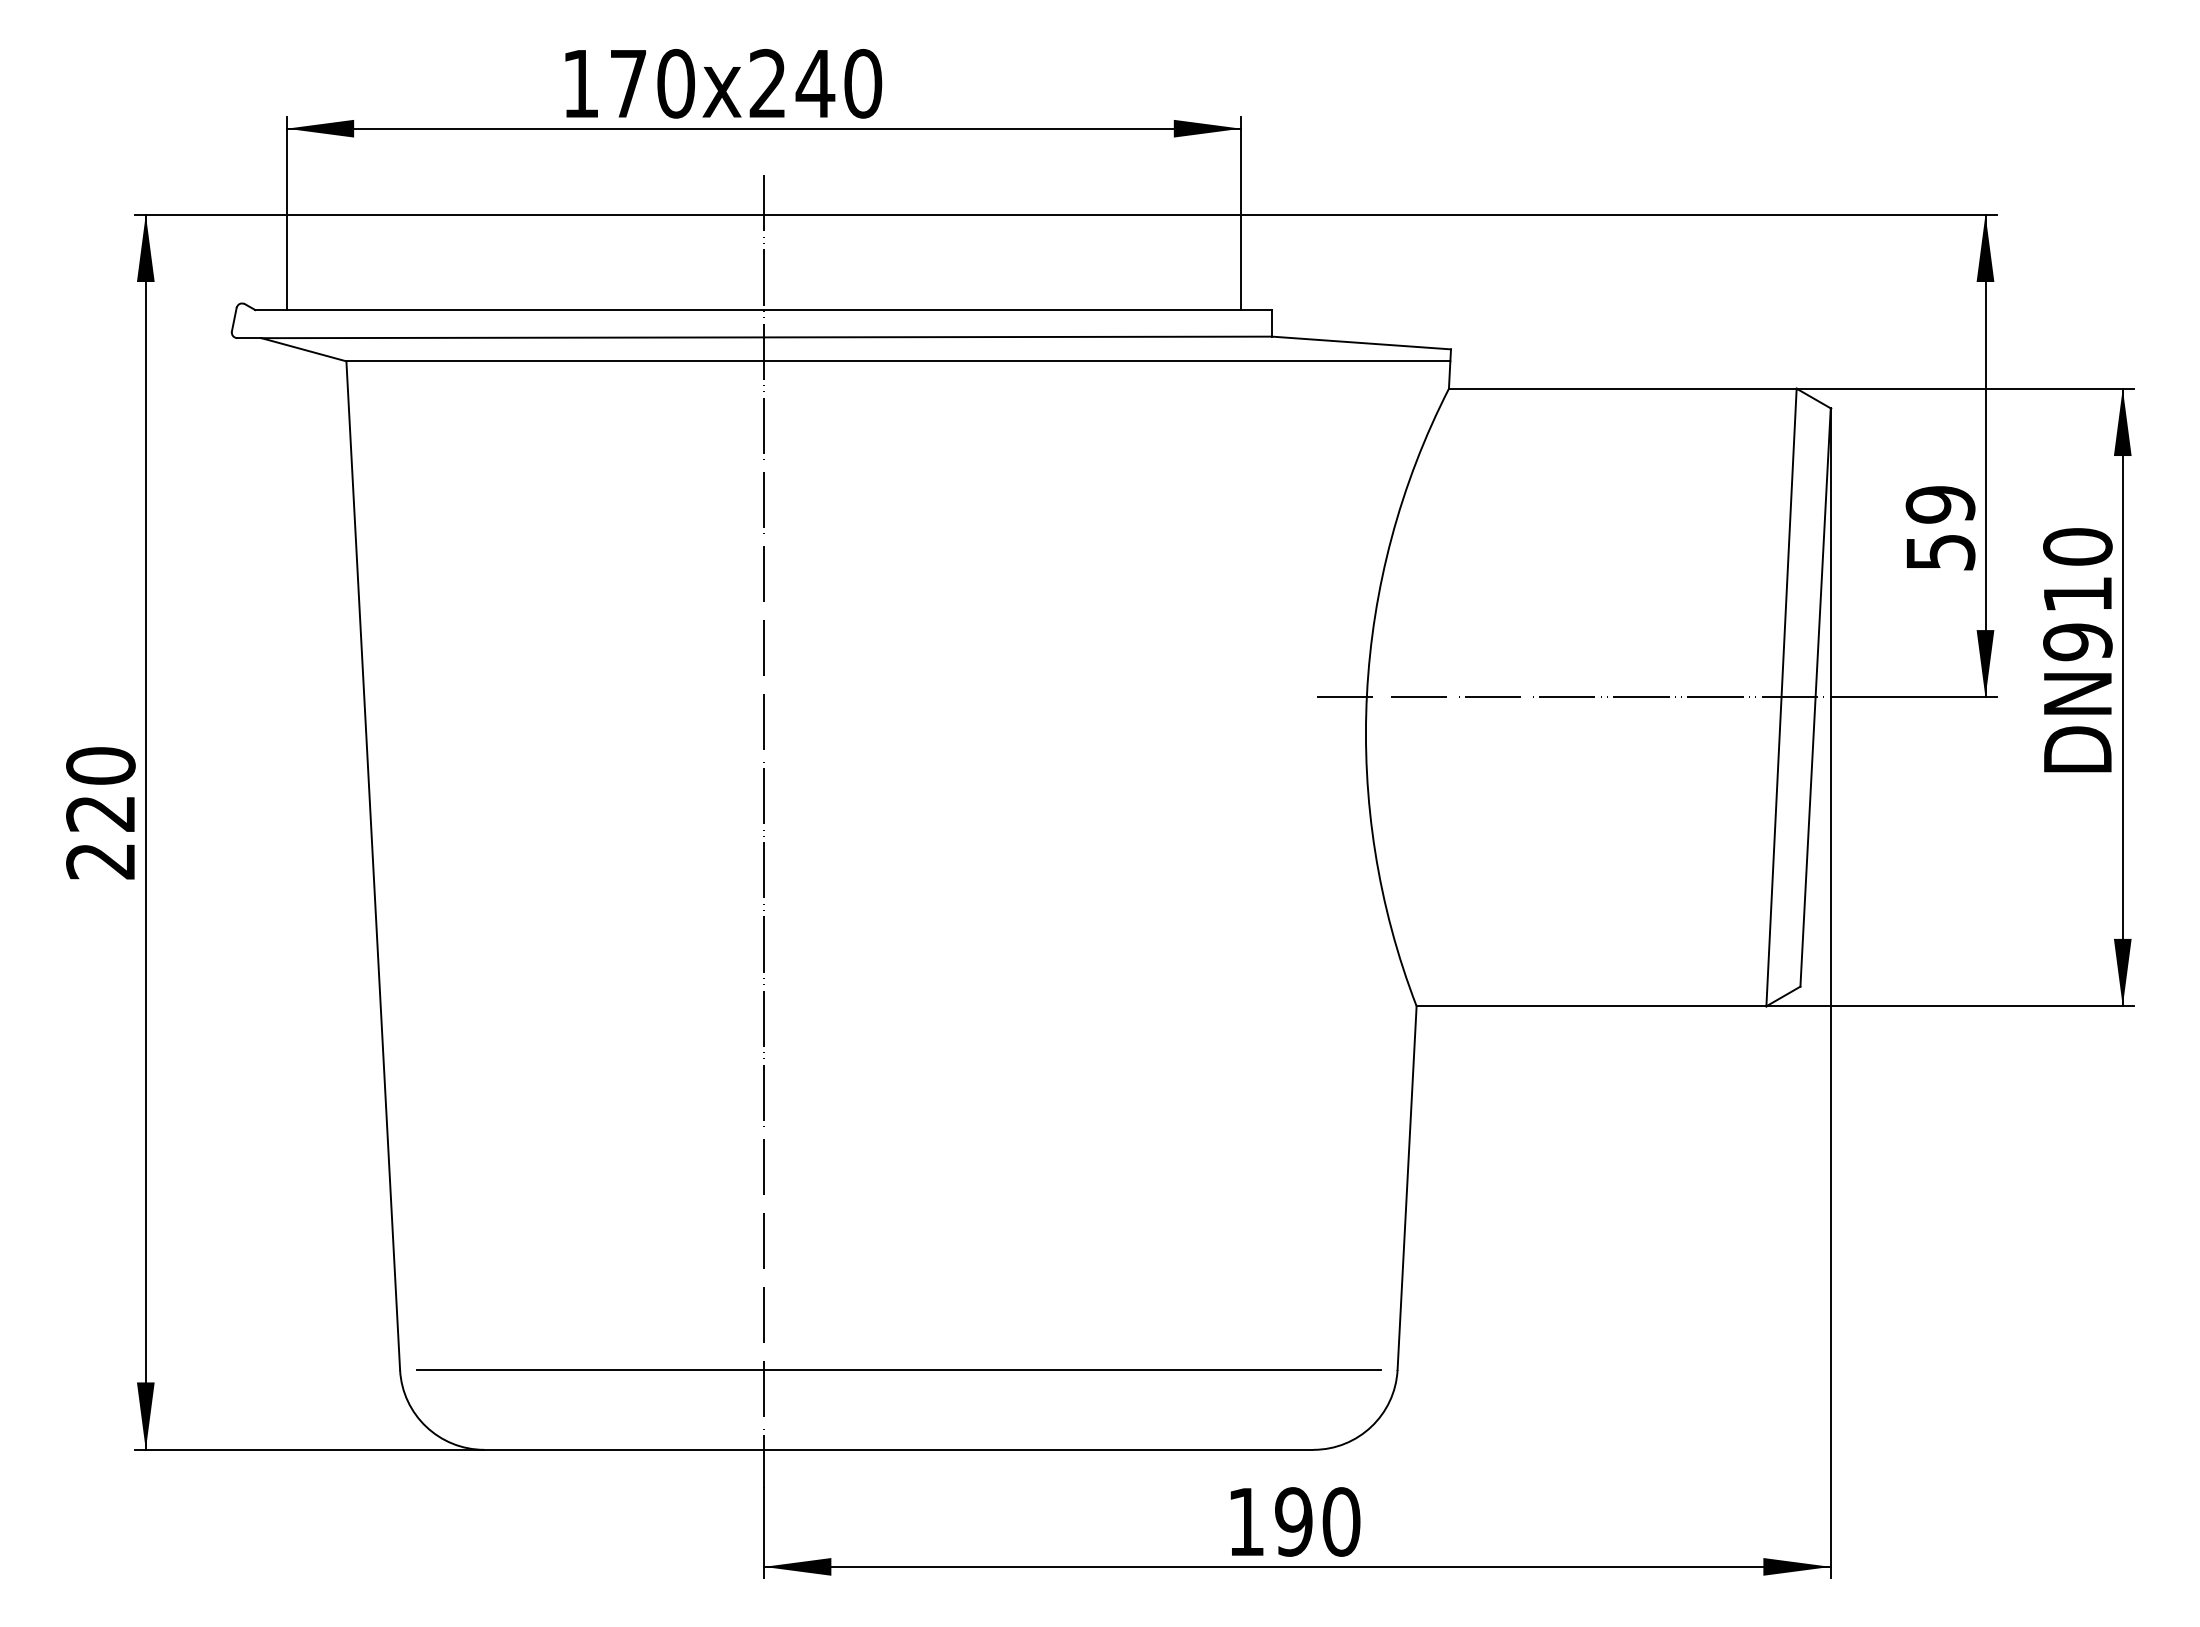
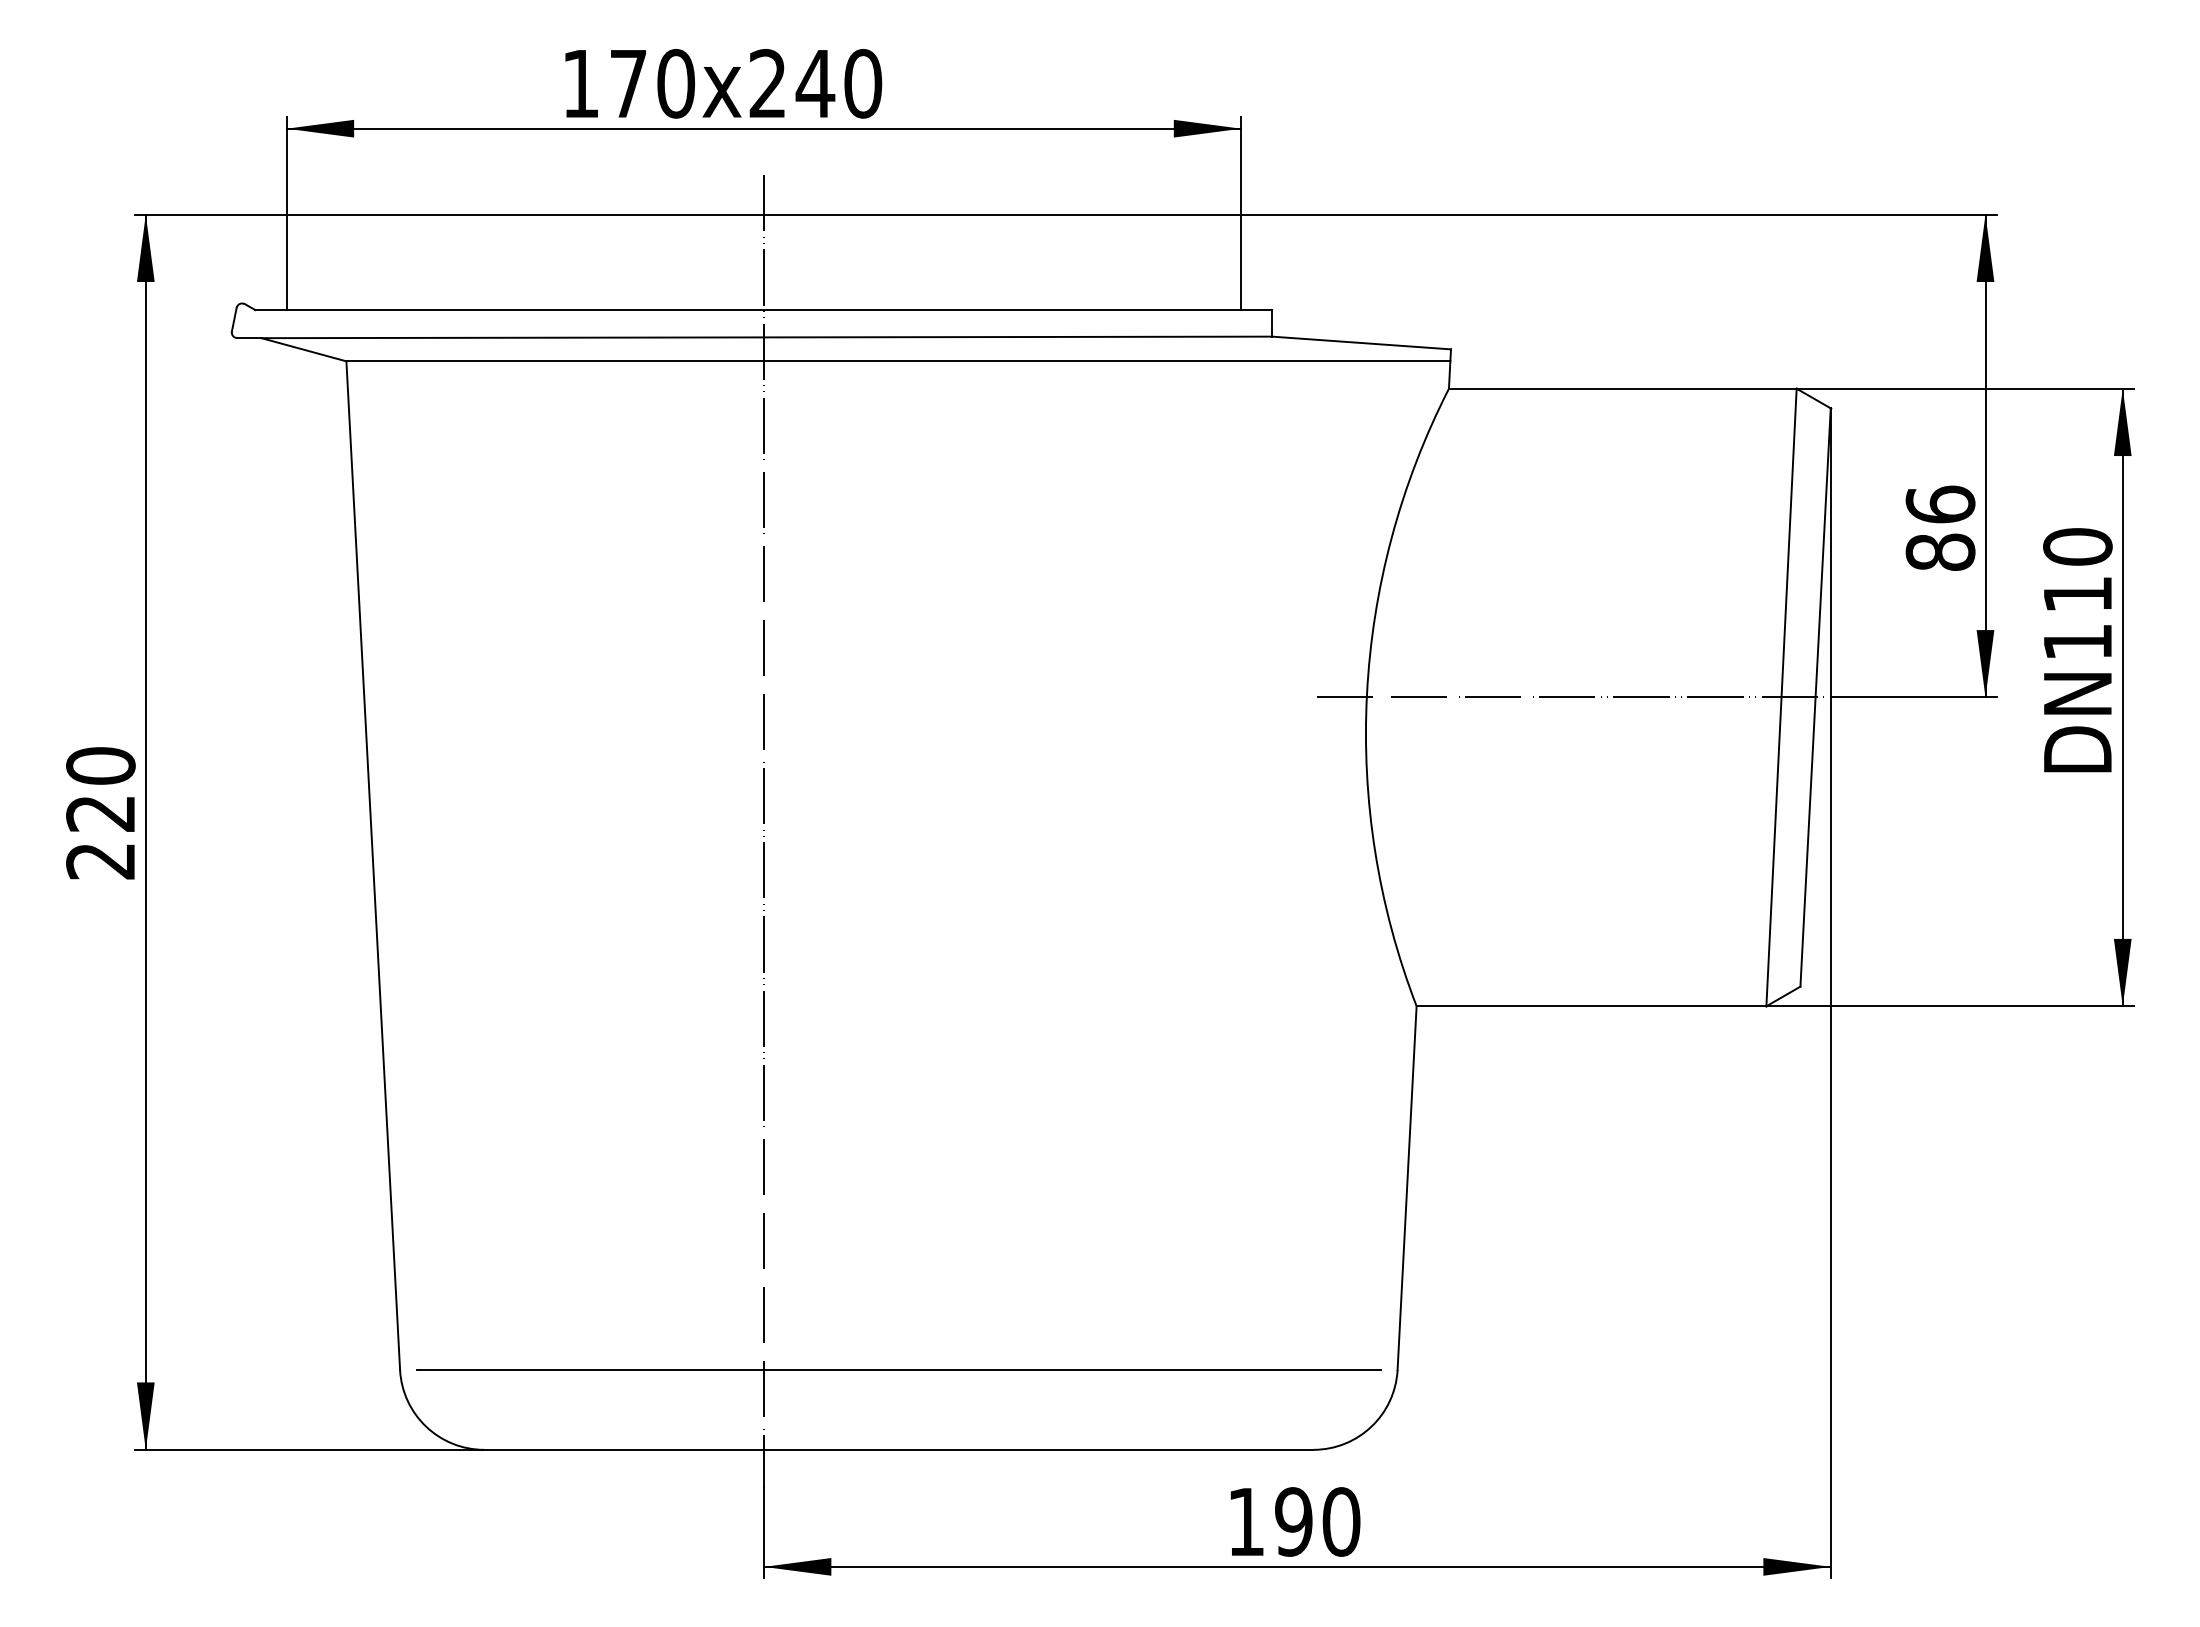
text: 59 -> 86 (1940, 527)
text: 910 -> 110 (2077, 642)
